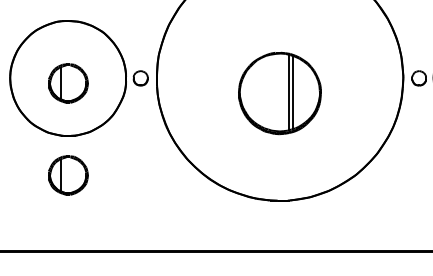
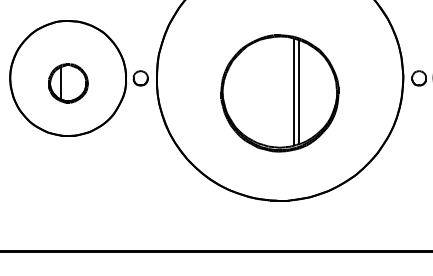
part size: 84x85 px -> 120x119 px (279, 93)
part: present -> none (68, 175)
